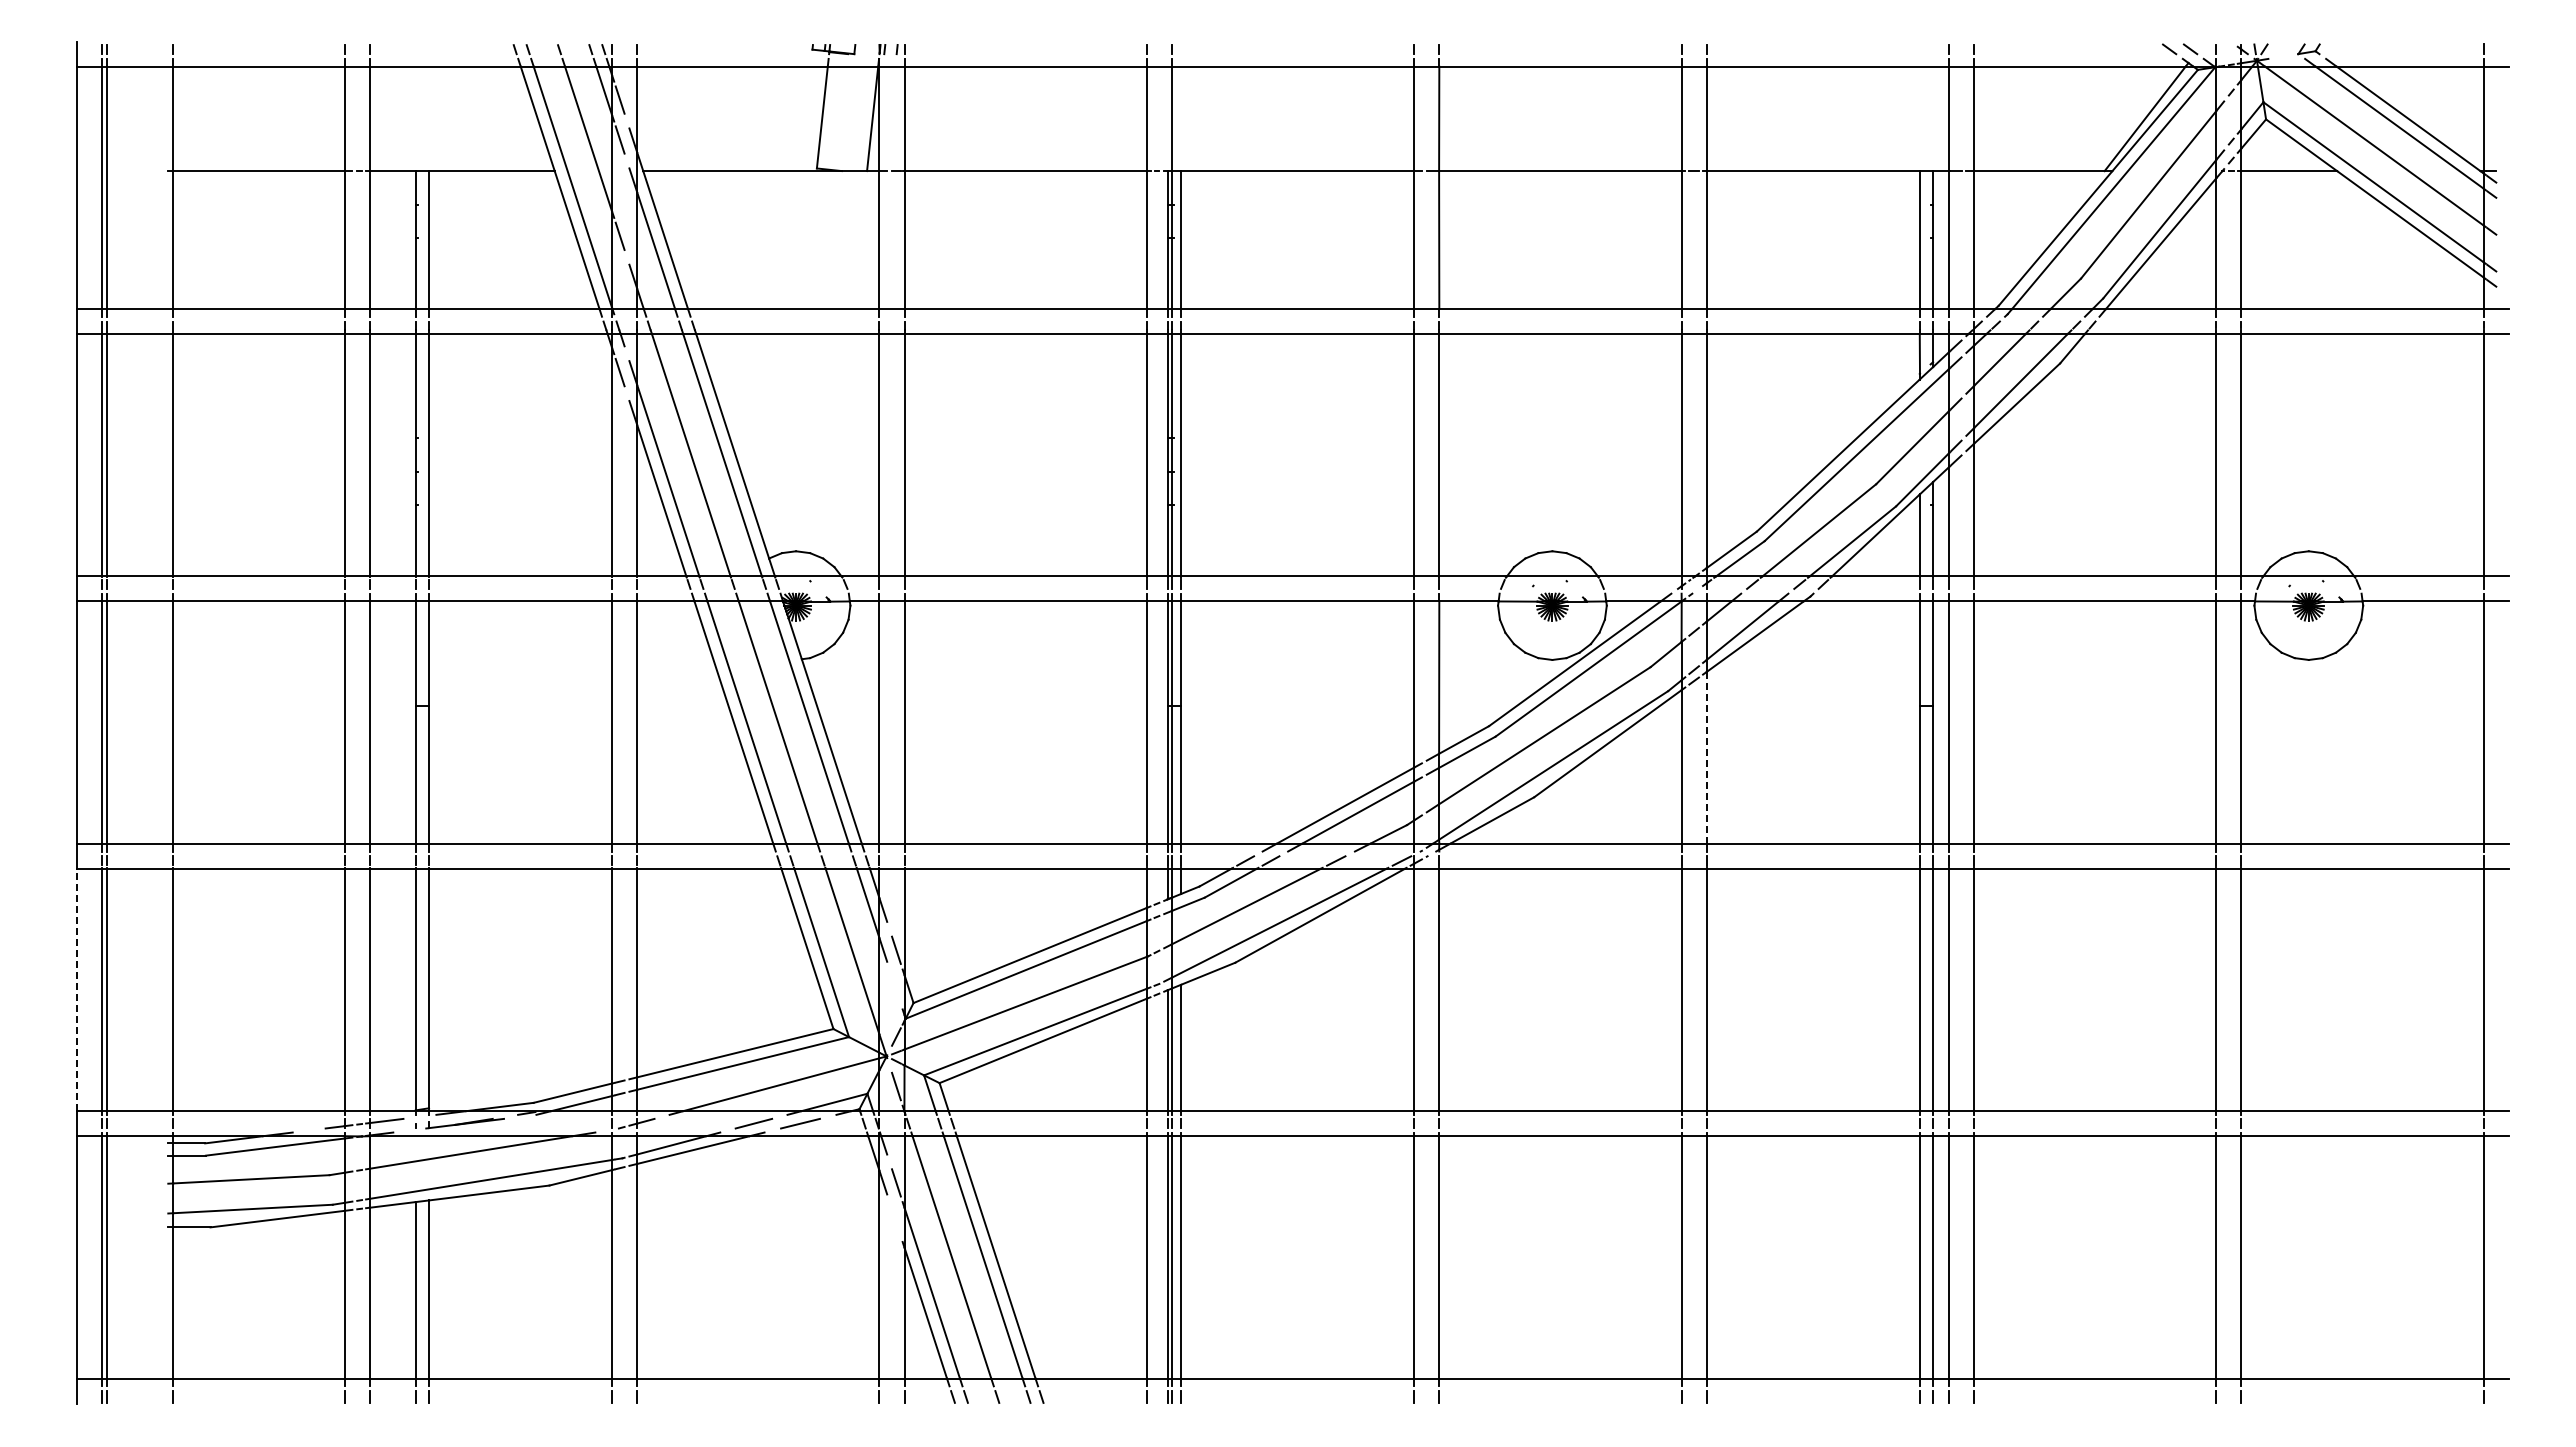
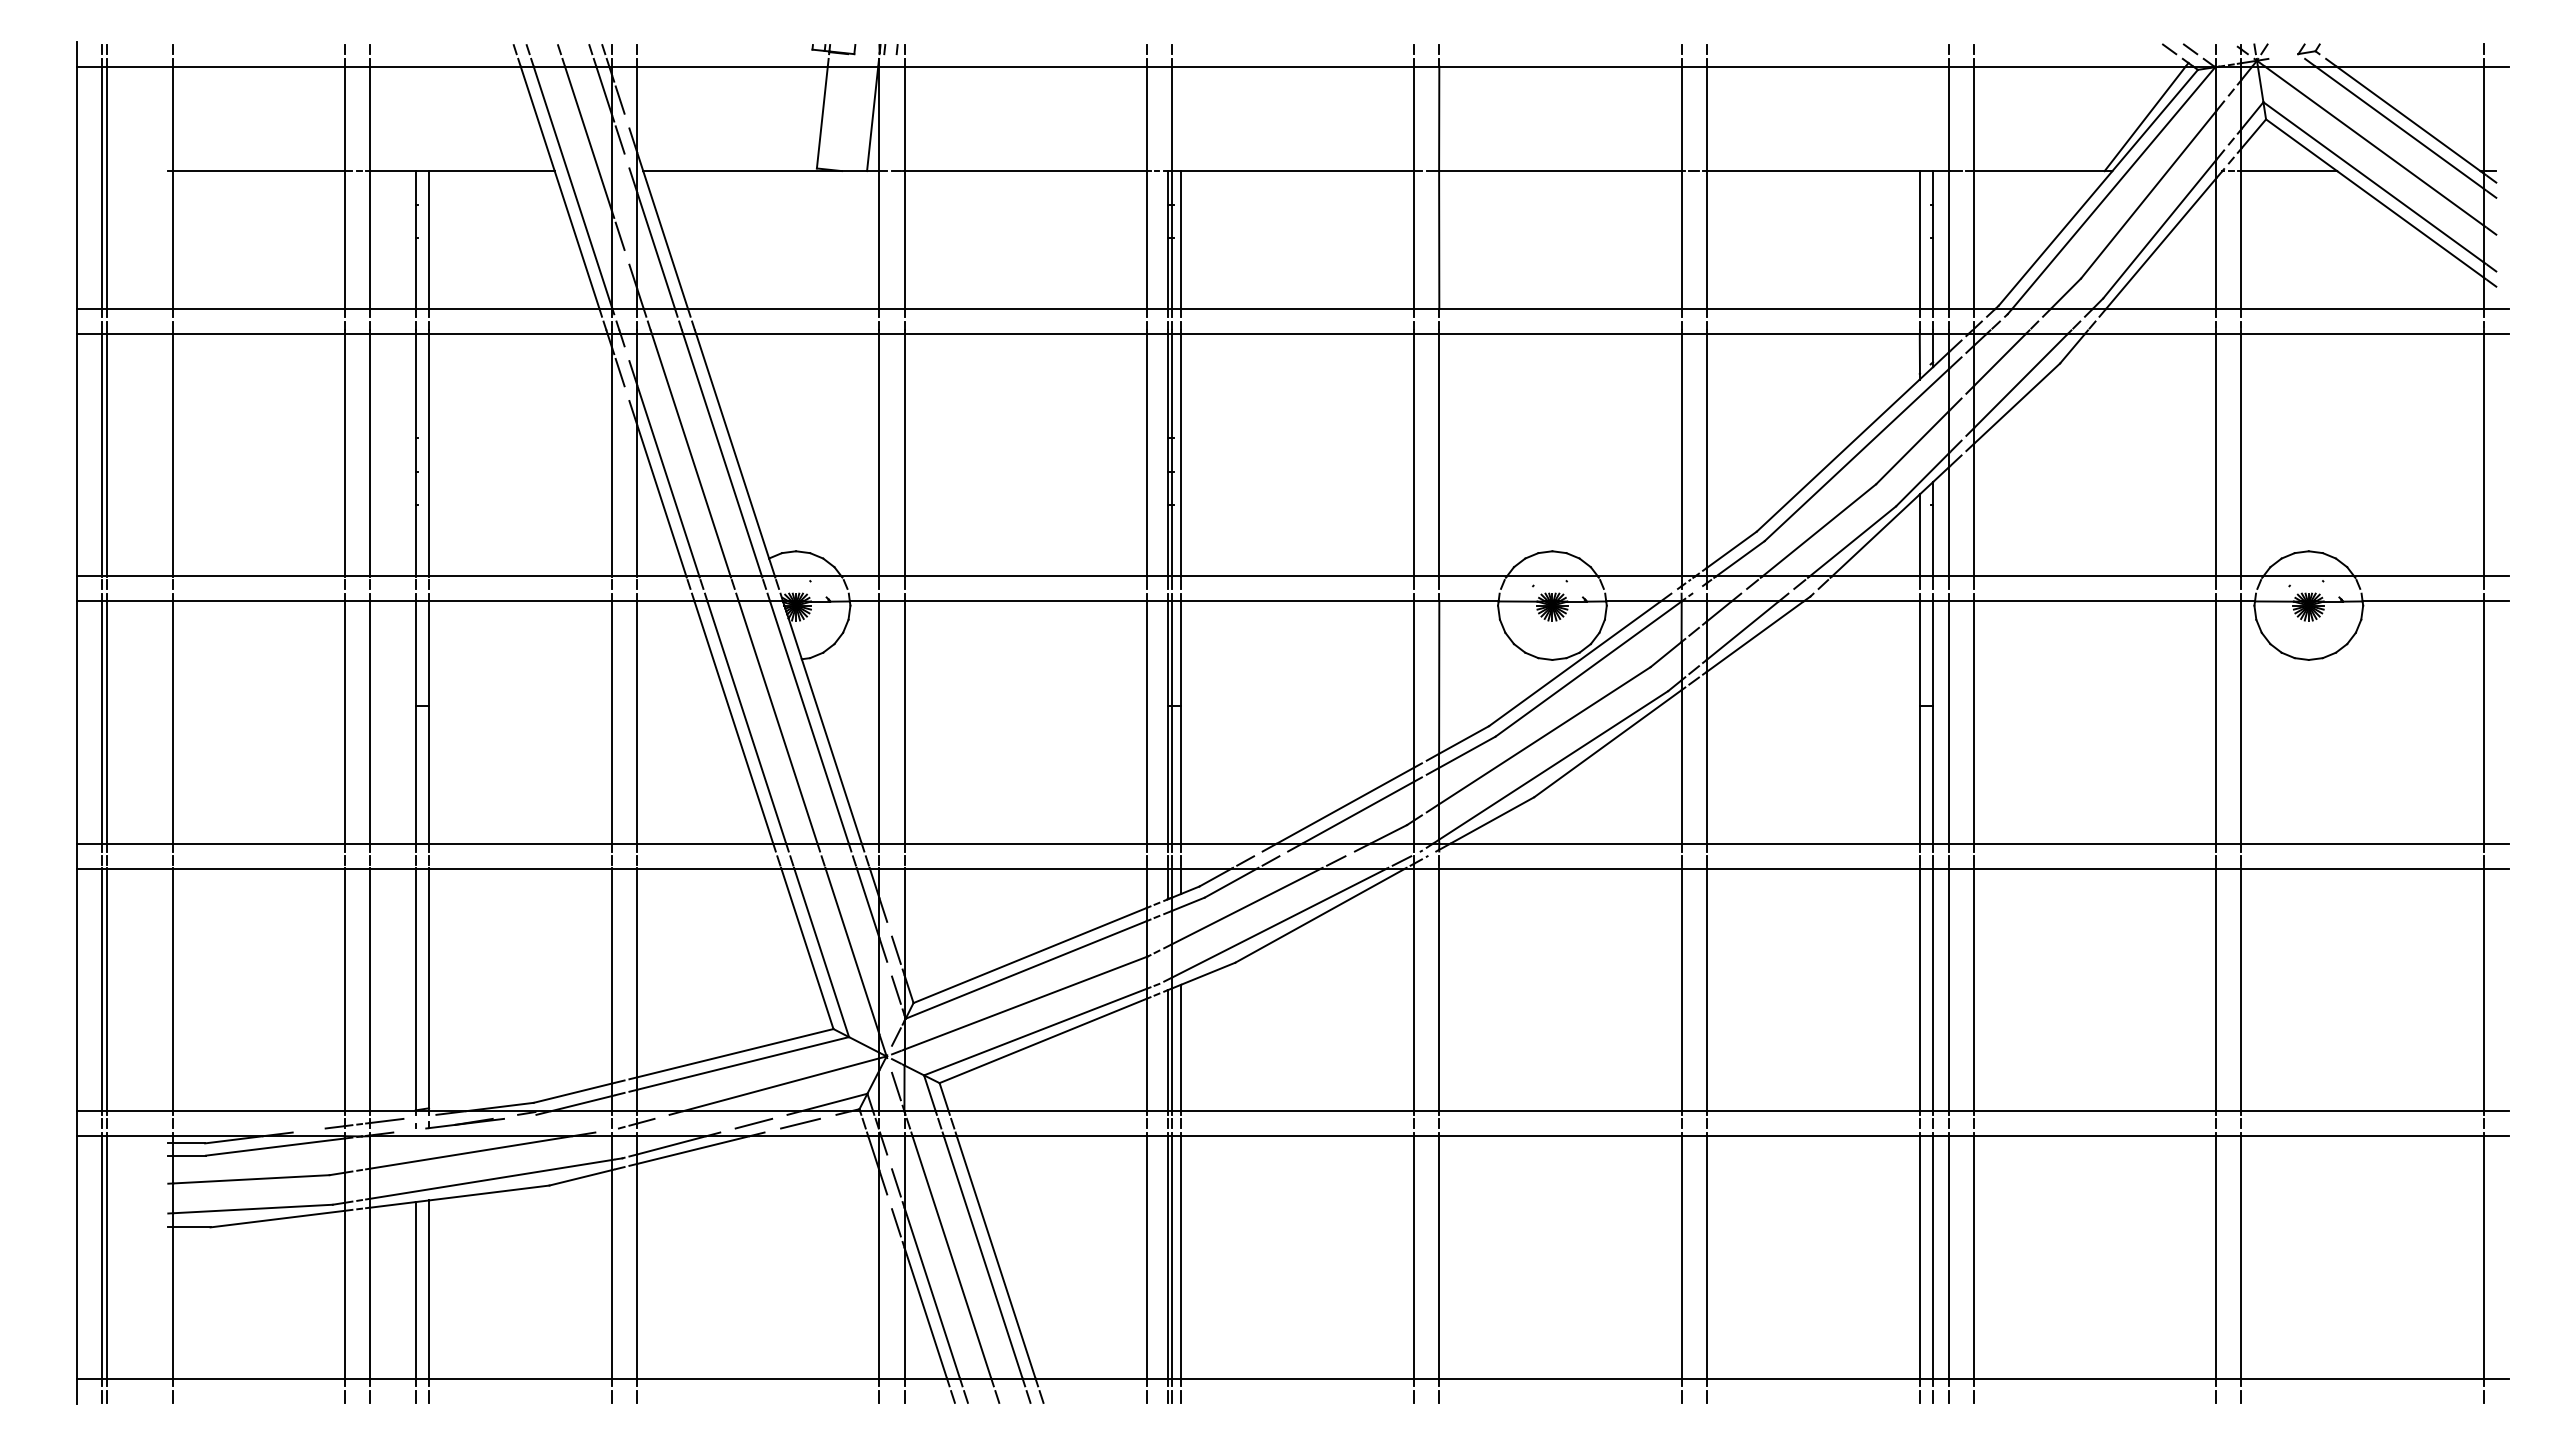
line: dashed -> solid (1706, 757)
line: dashed -> solid (77, 989)
line: none -> present (896, 989)
line: none -> present (896, 1222)
